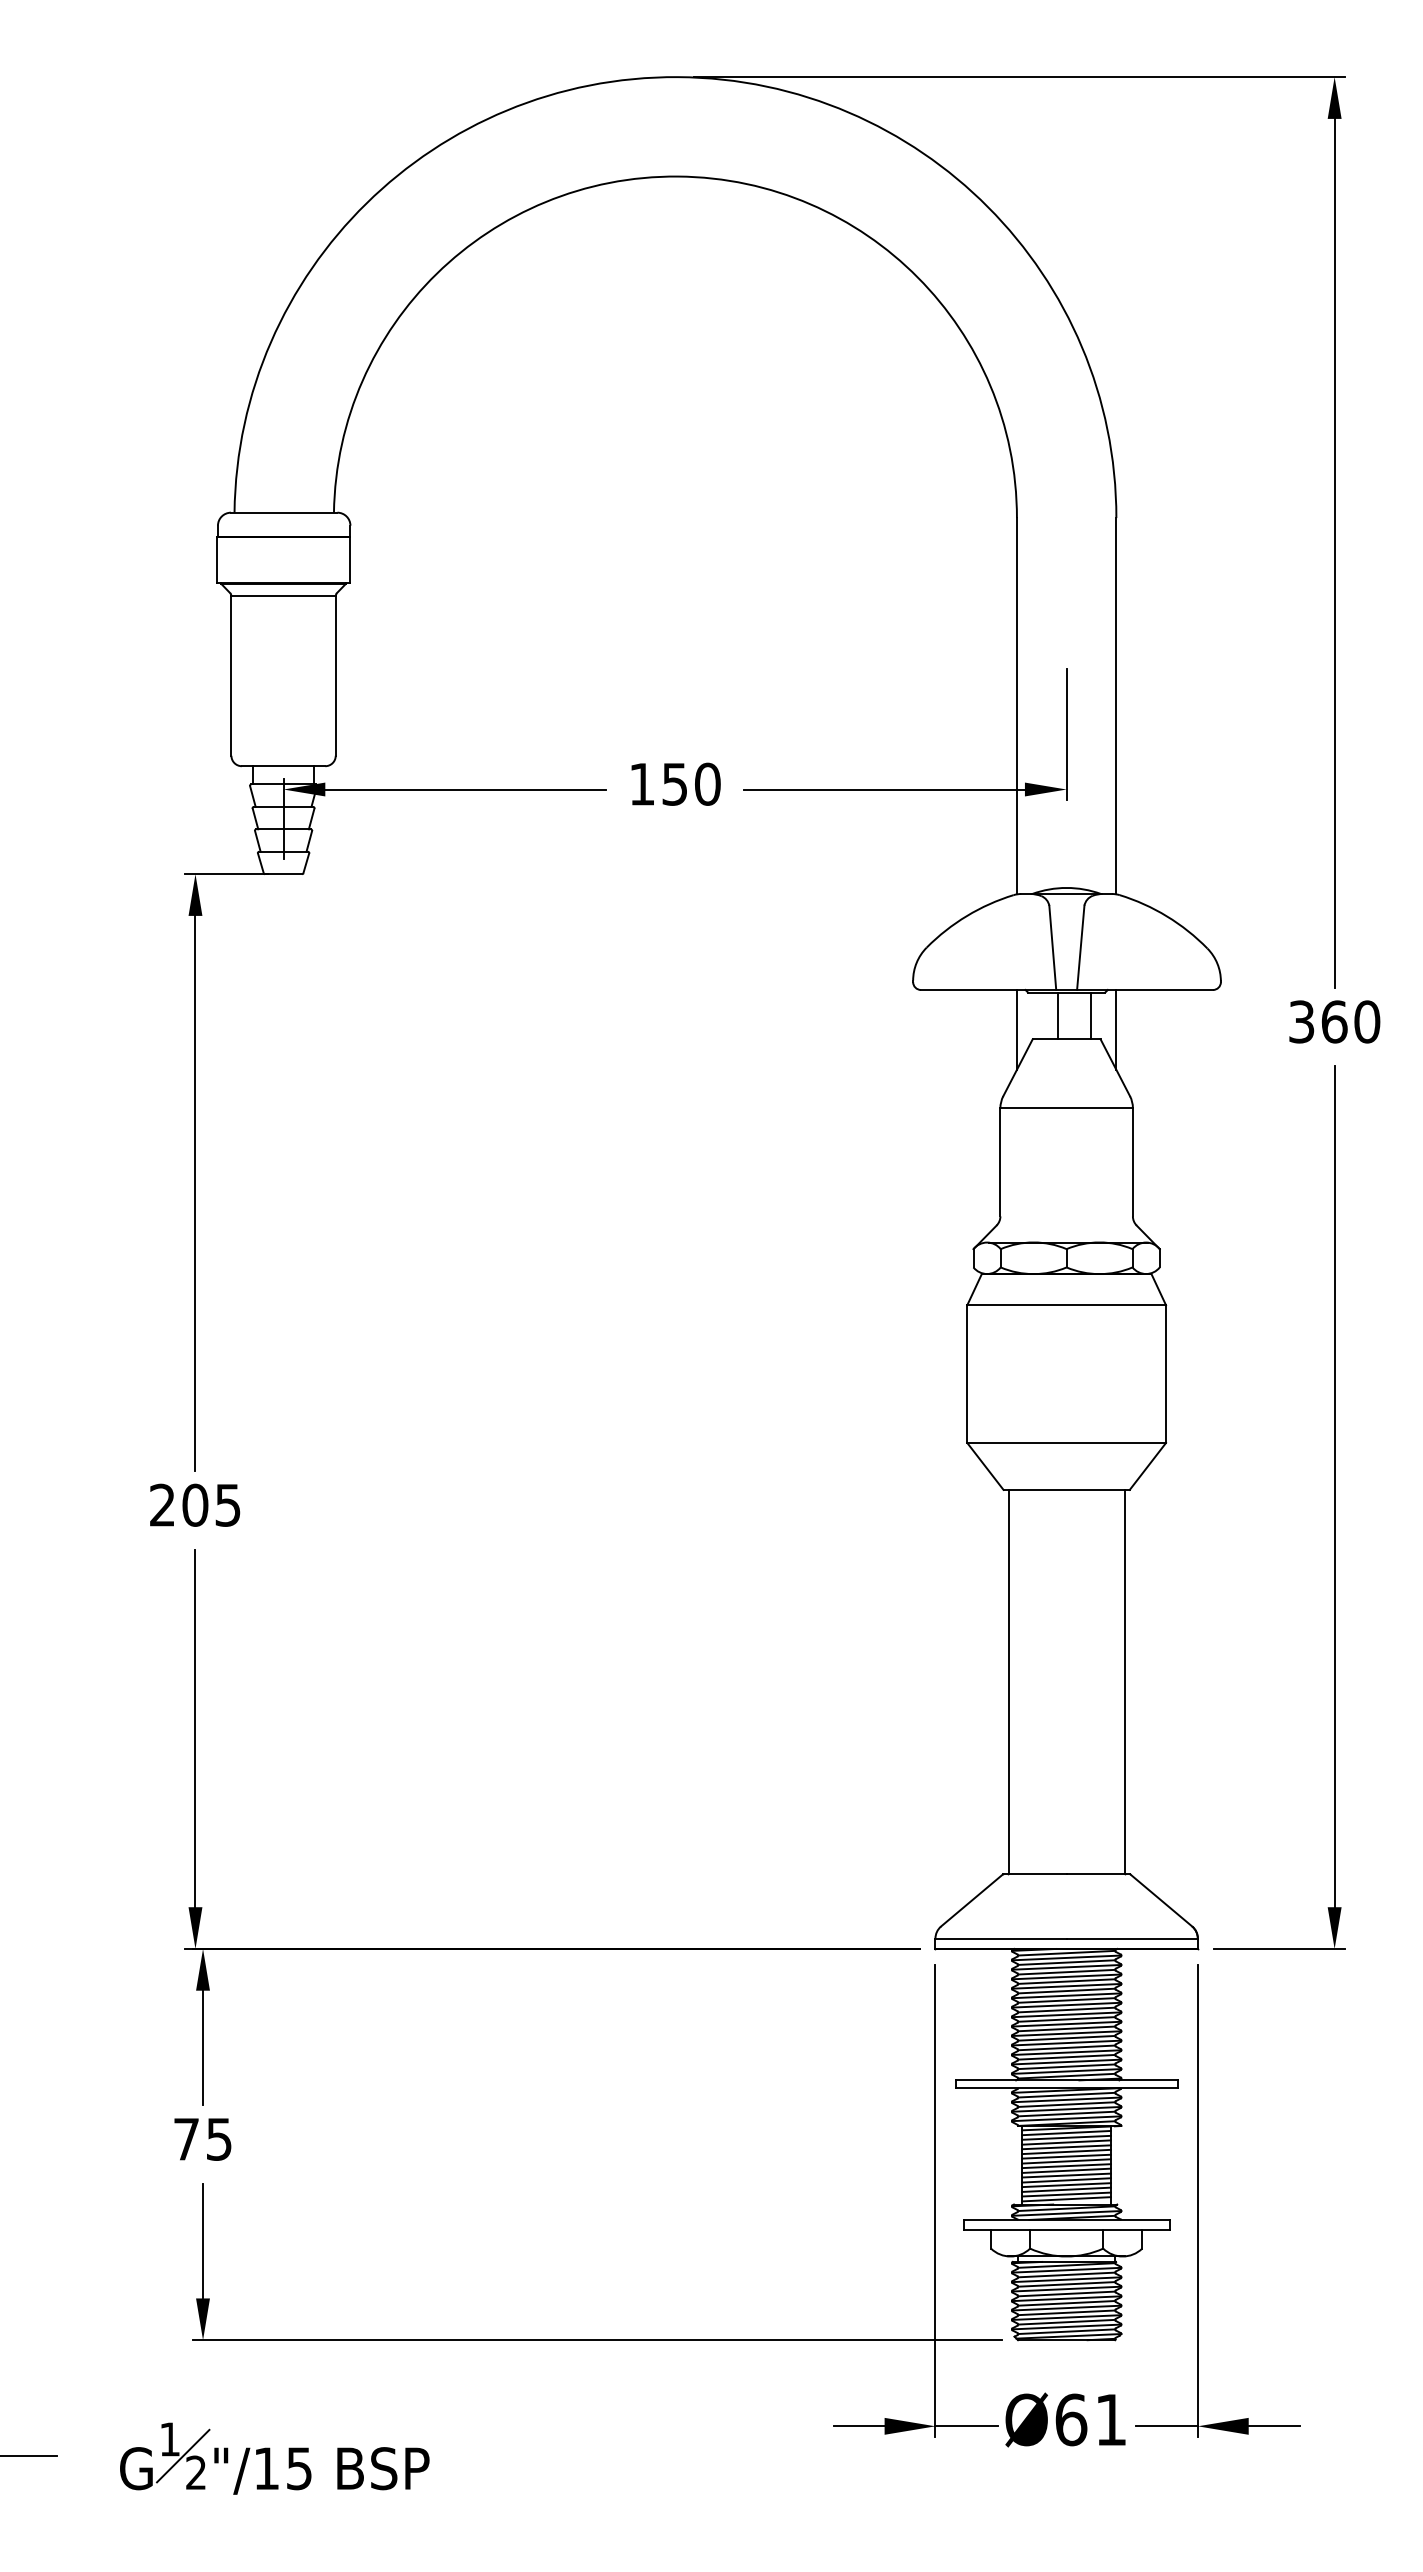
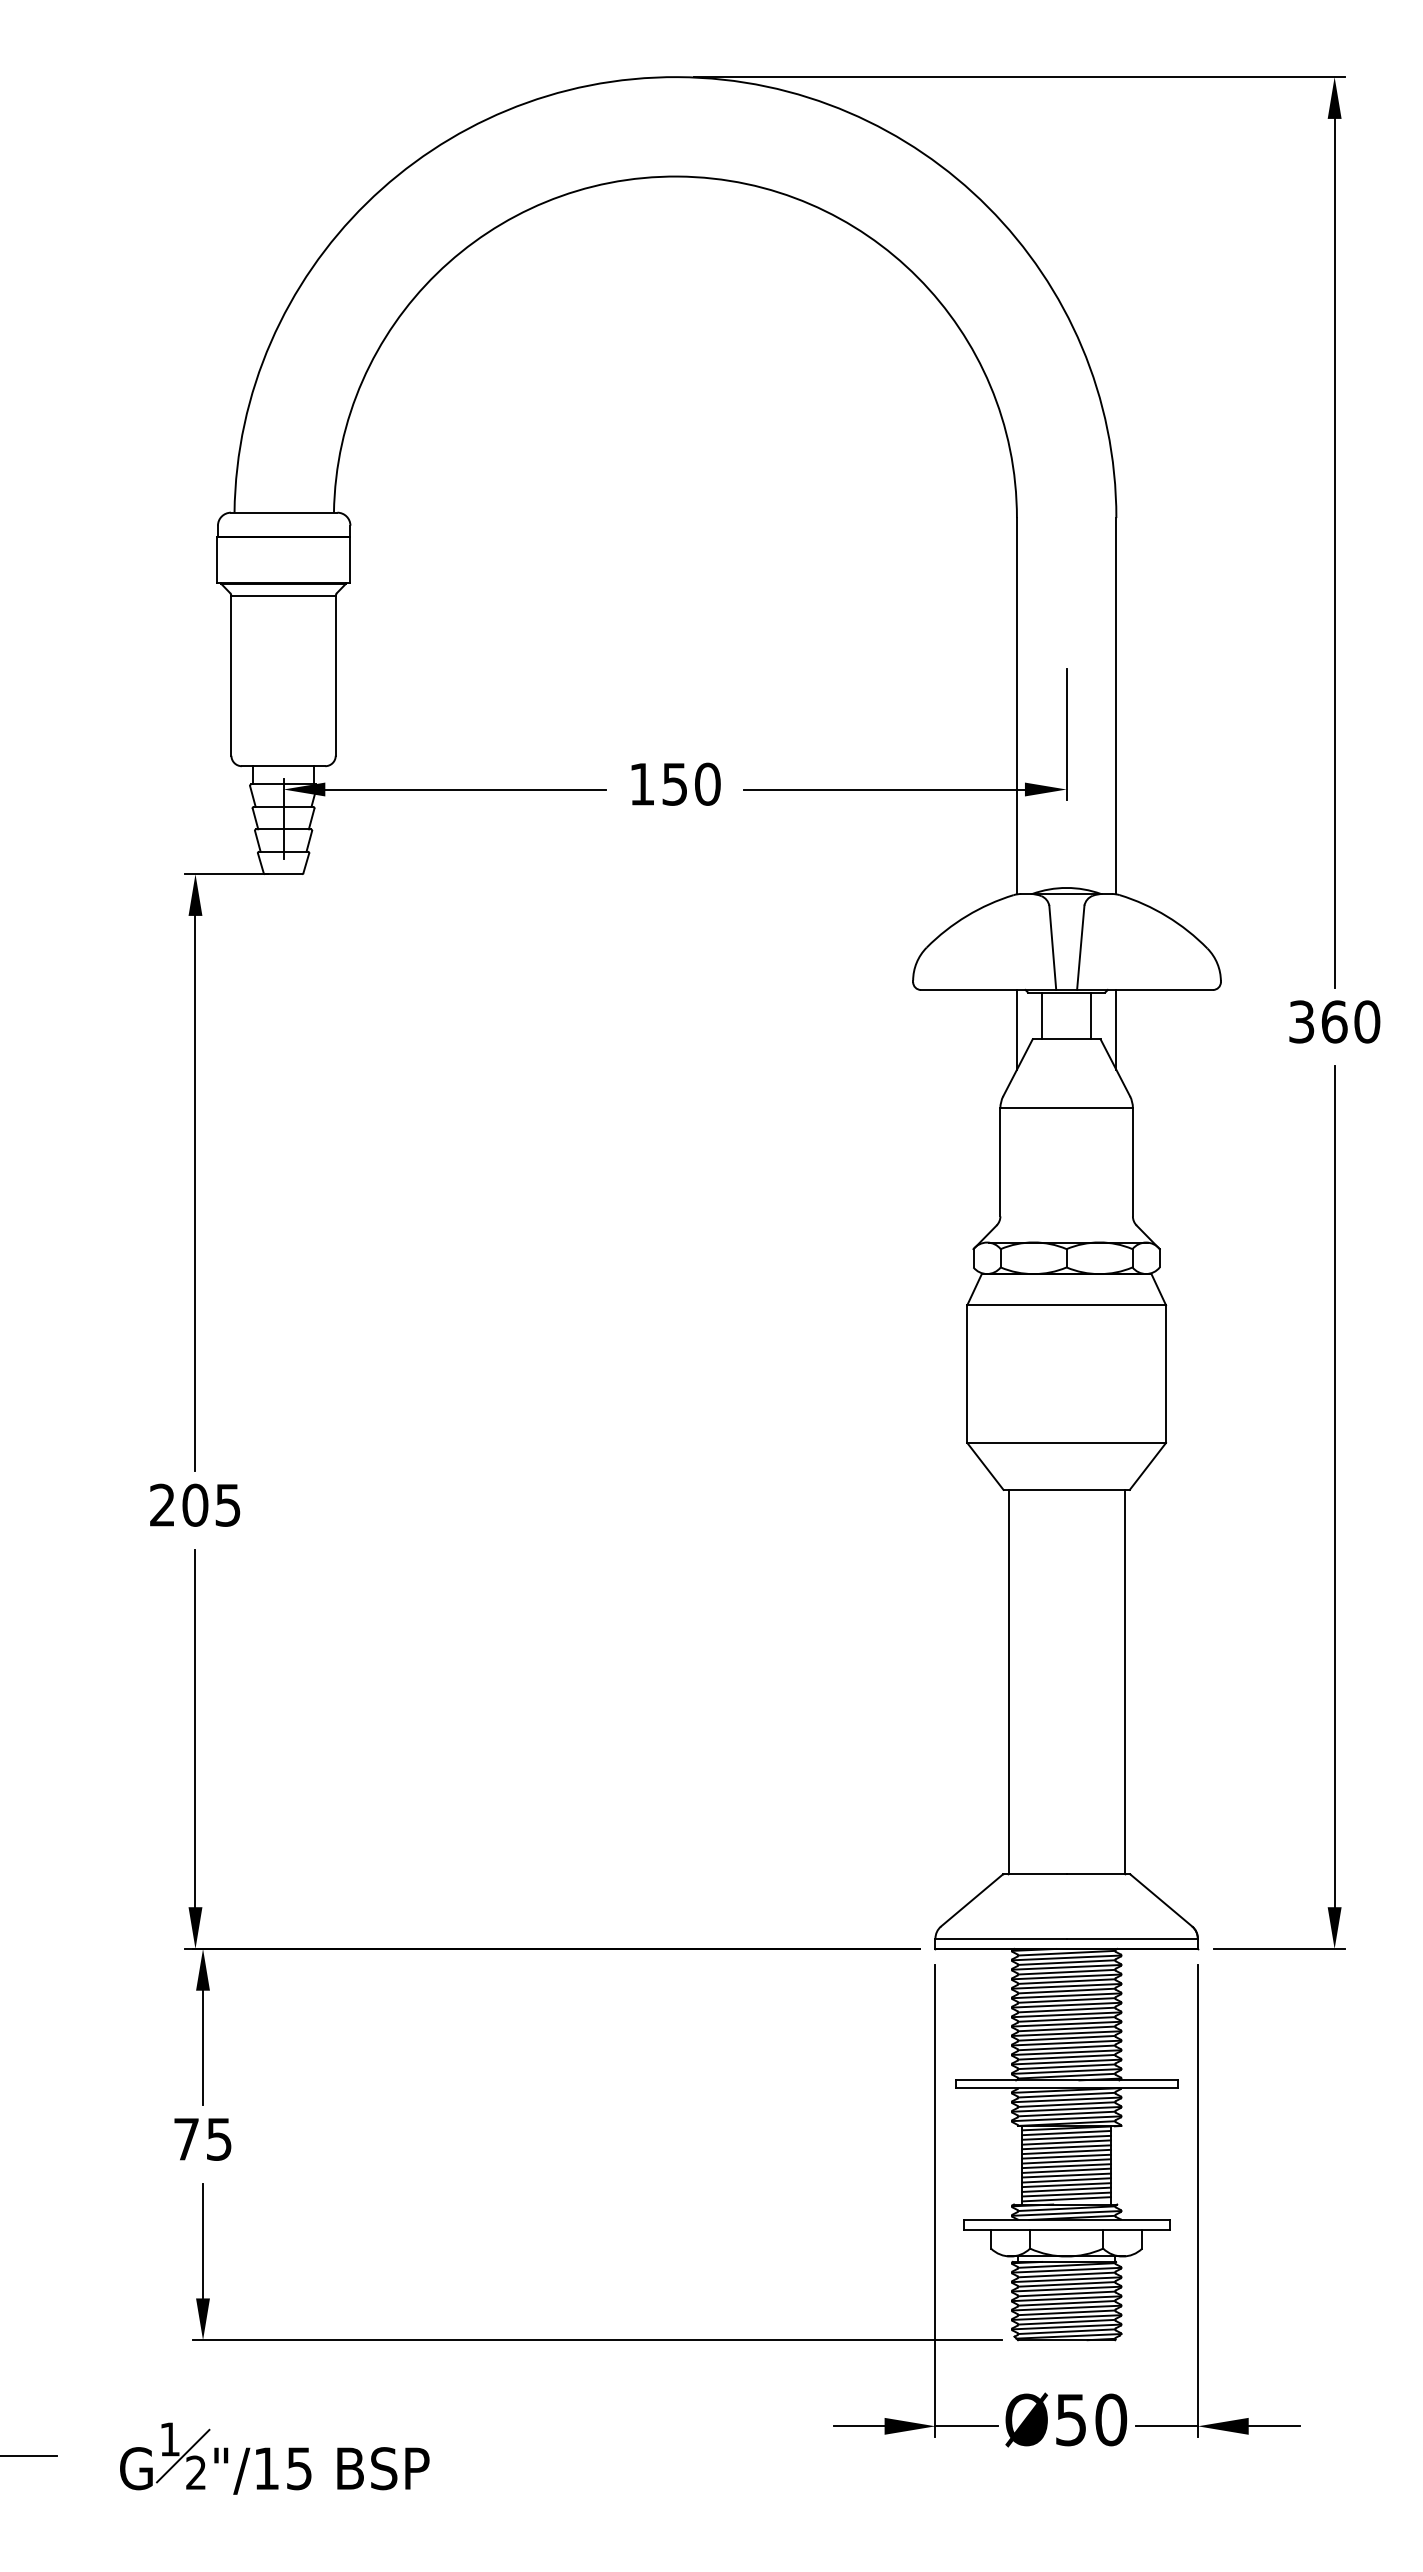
line position: (1057, 1015) -> (1041, 1015) (1041, 1015)
text: Ø61 -> Ø50 (1091, 2419)
